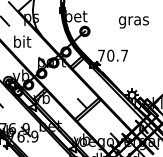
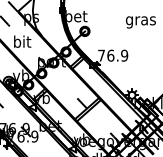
text position: (133, 22) -> (140, 22) (140, 22)
text: 70.7 -> 76.9 (117, 55)
